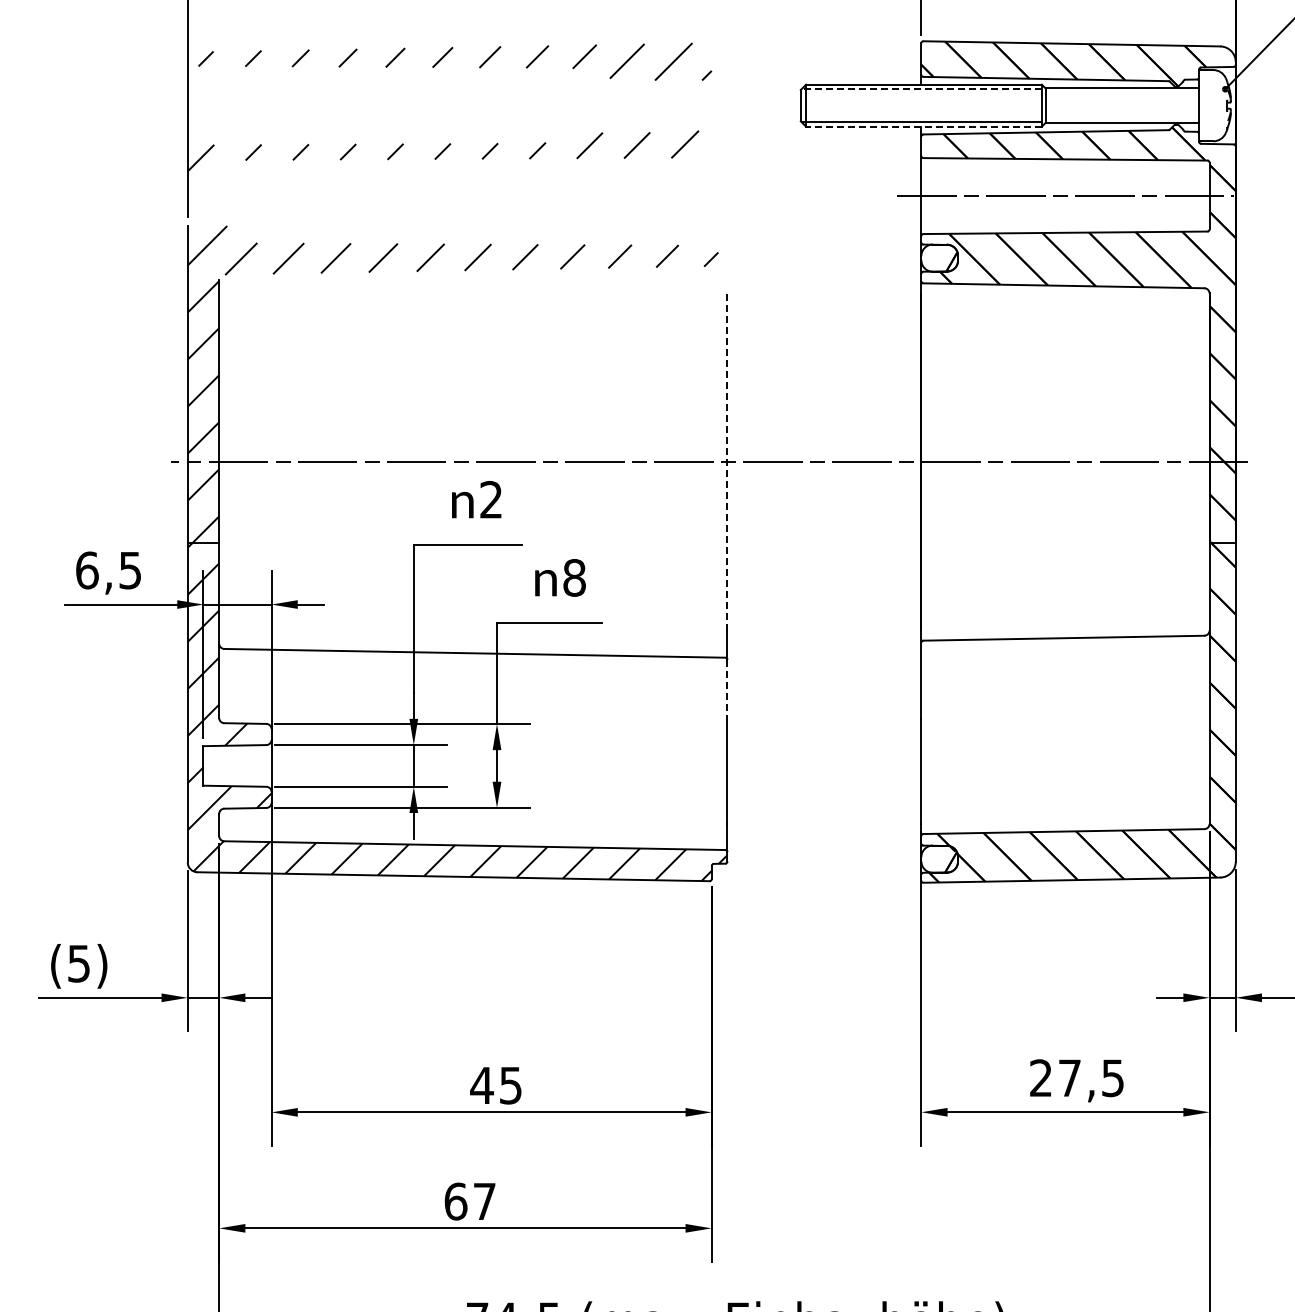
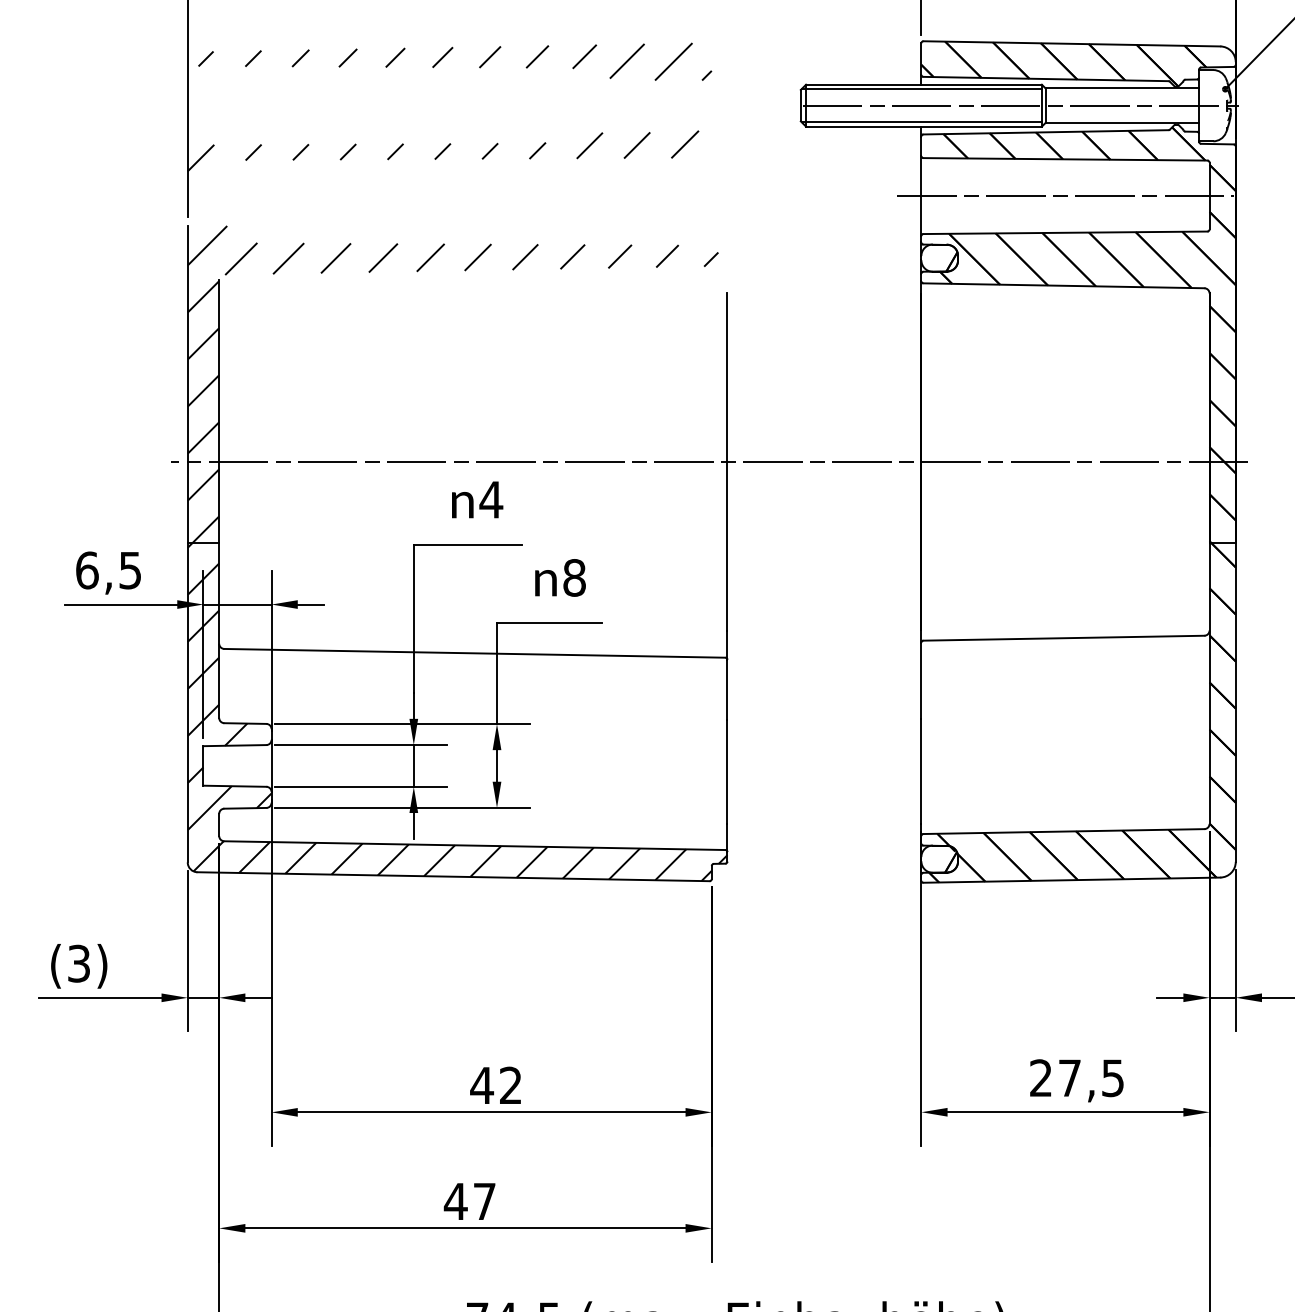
line: dashed -> solid (921, 89)
line: none -> present (1020, 105)
line: dashed -> solid (923, 126)
line: dashed -> solid (727, 461)
text: 2 -> 4 (491, 499)
line: dashed -> solid (727, 690)
text: (5) -> (3) (78, 962)
text: 45 -> 42 (510, 1085)
text: 67 -> 47 (455, 1201)
